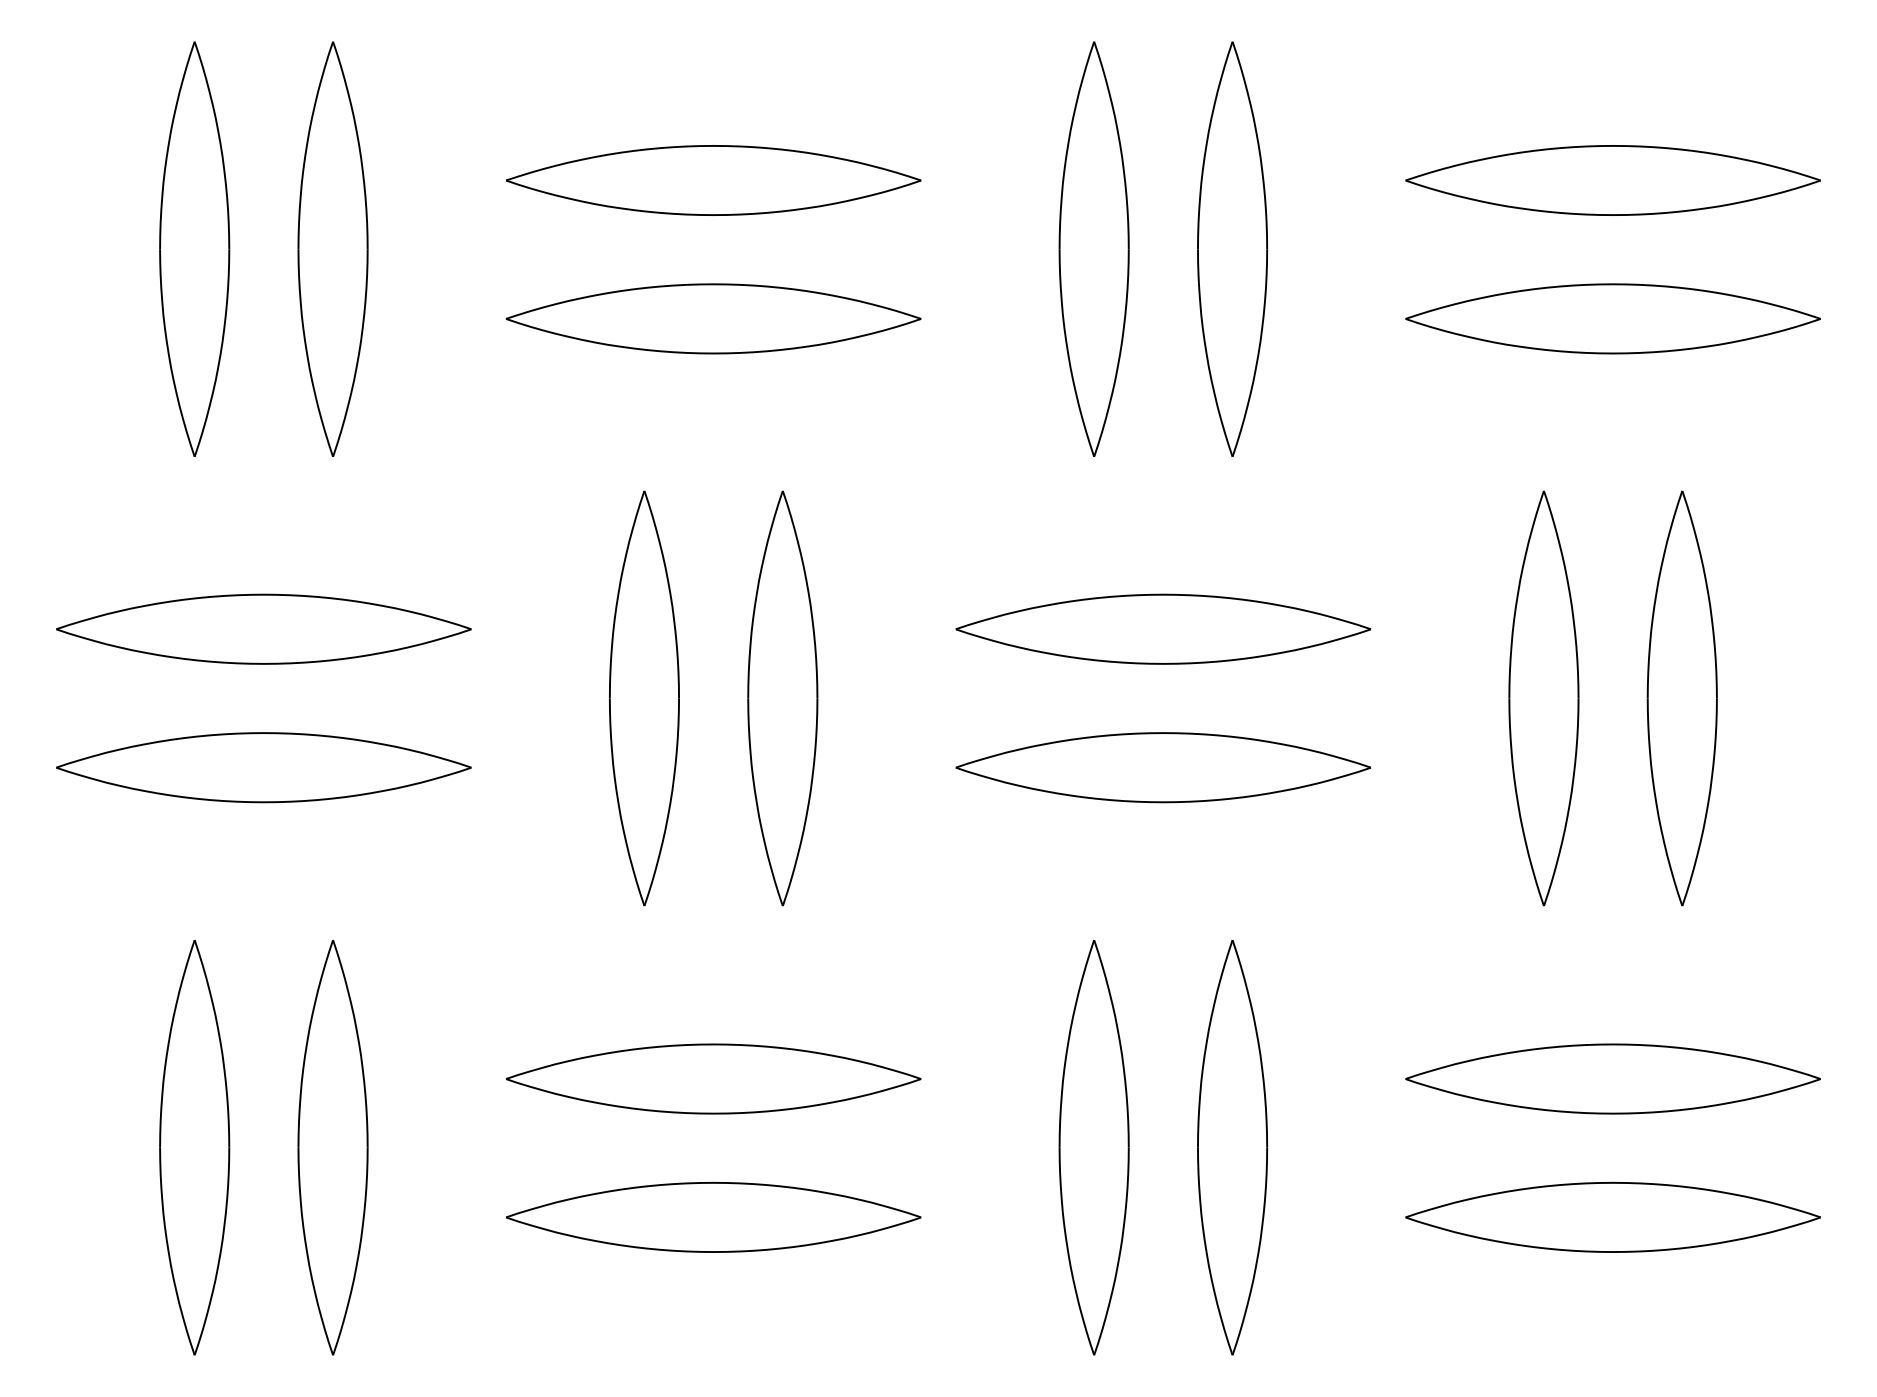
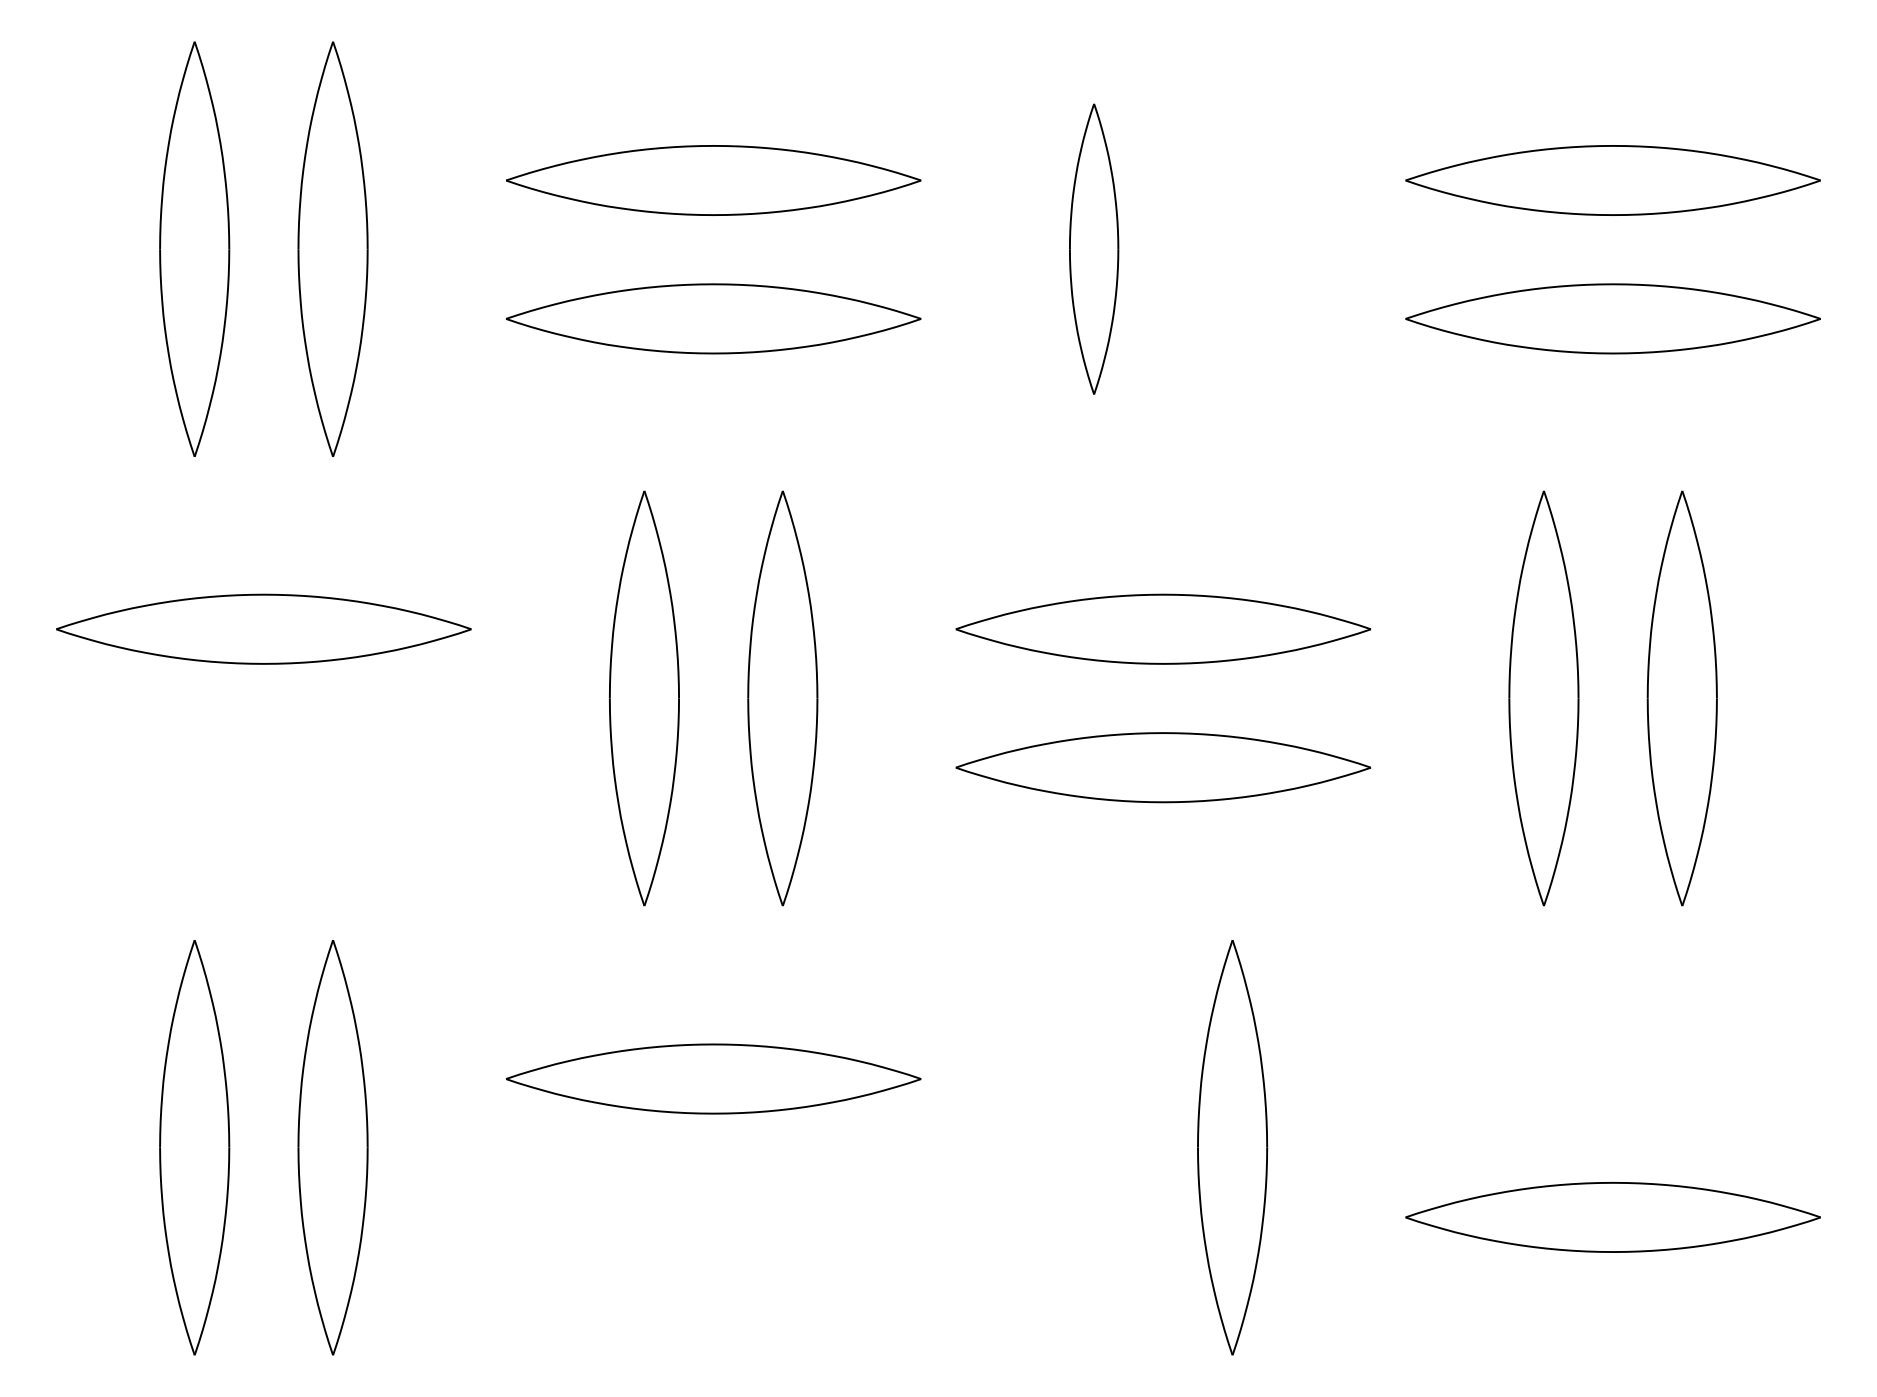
part size: 72x416 px -> 51x292 px (1094, 248)
part: present -> none (1232, 248)
part: present -> none (263, 767)
part: present -> none (1612, 1078)
part: present -> none (1093, 1147)
part: present -> none (713, 1217)
